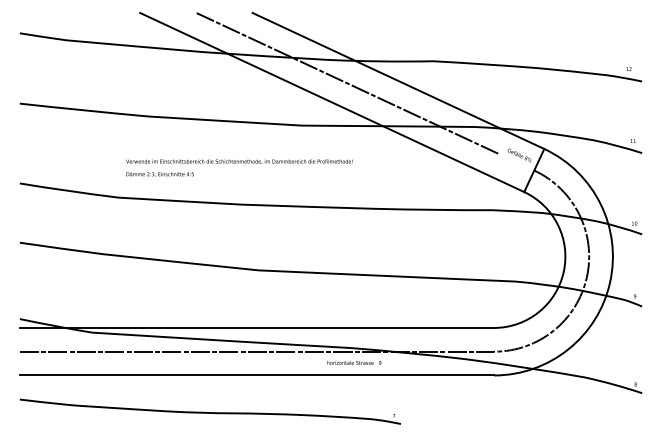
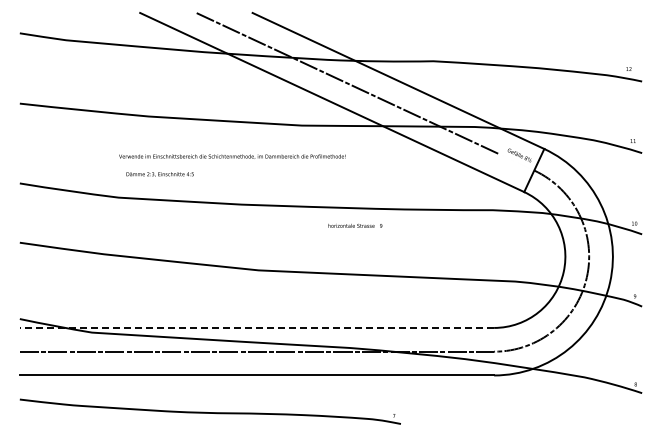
text position: (239, 161) -> (232, 156) (232, 156)
line: solid -> dashed (256, 327)
text position: (354, 362) -> (355, 225) (355, 225)
